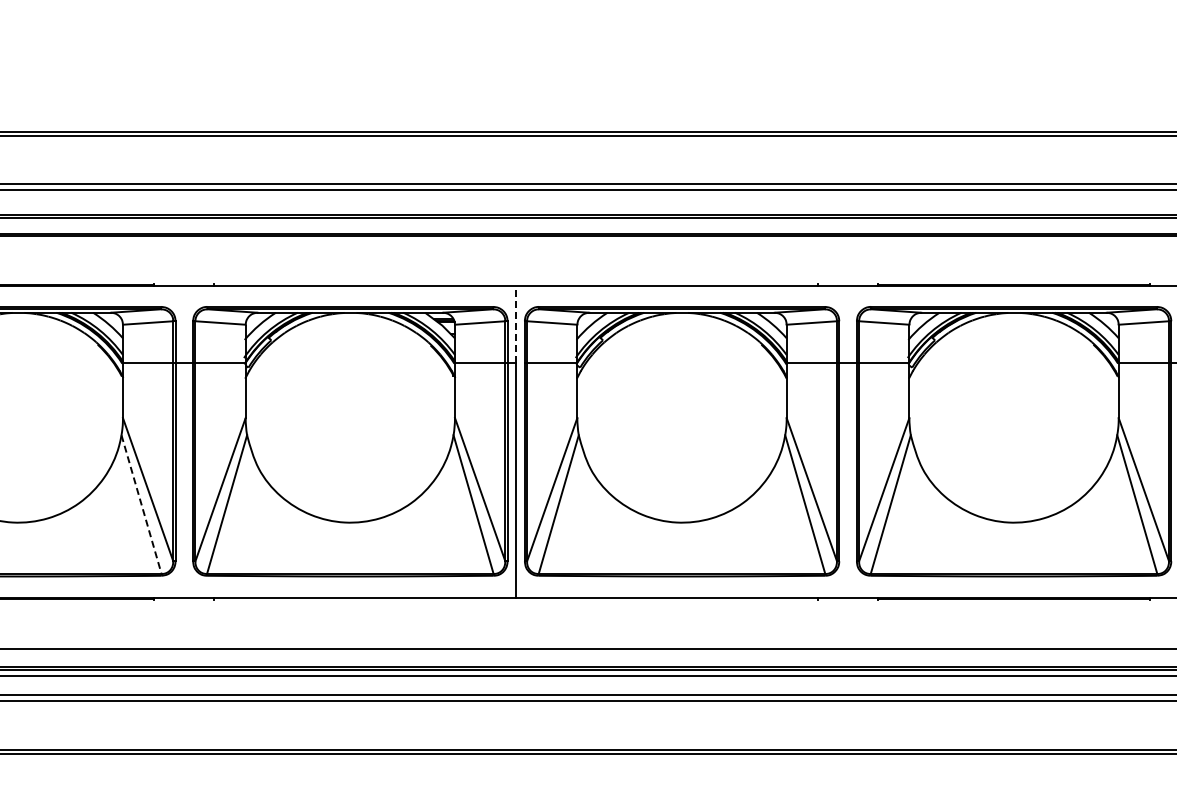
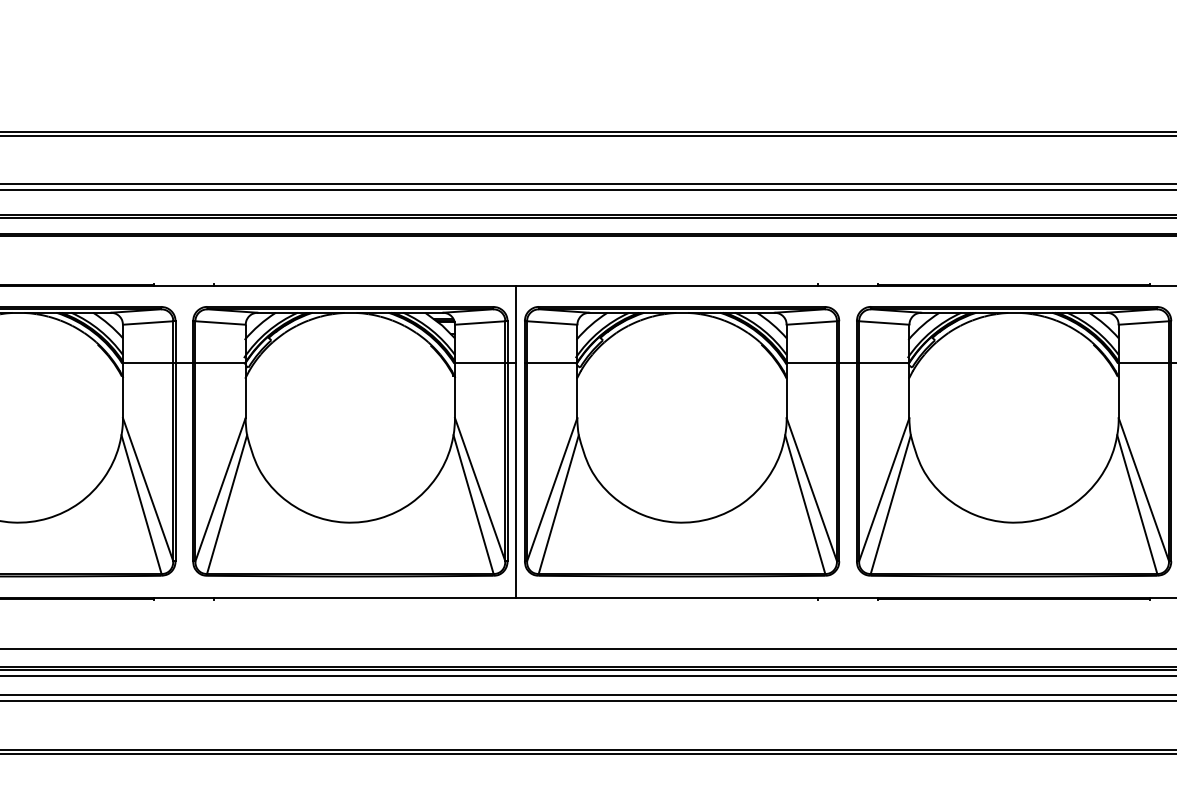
line: dashed -> solid (516, 324)
line: dashed -> solid (141, 505)
